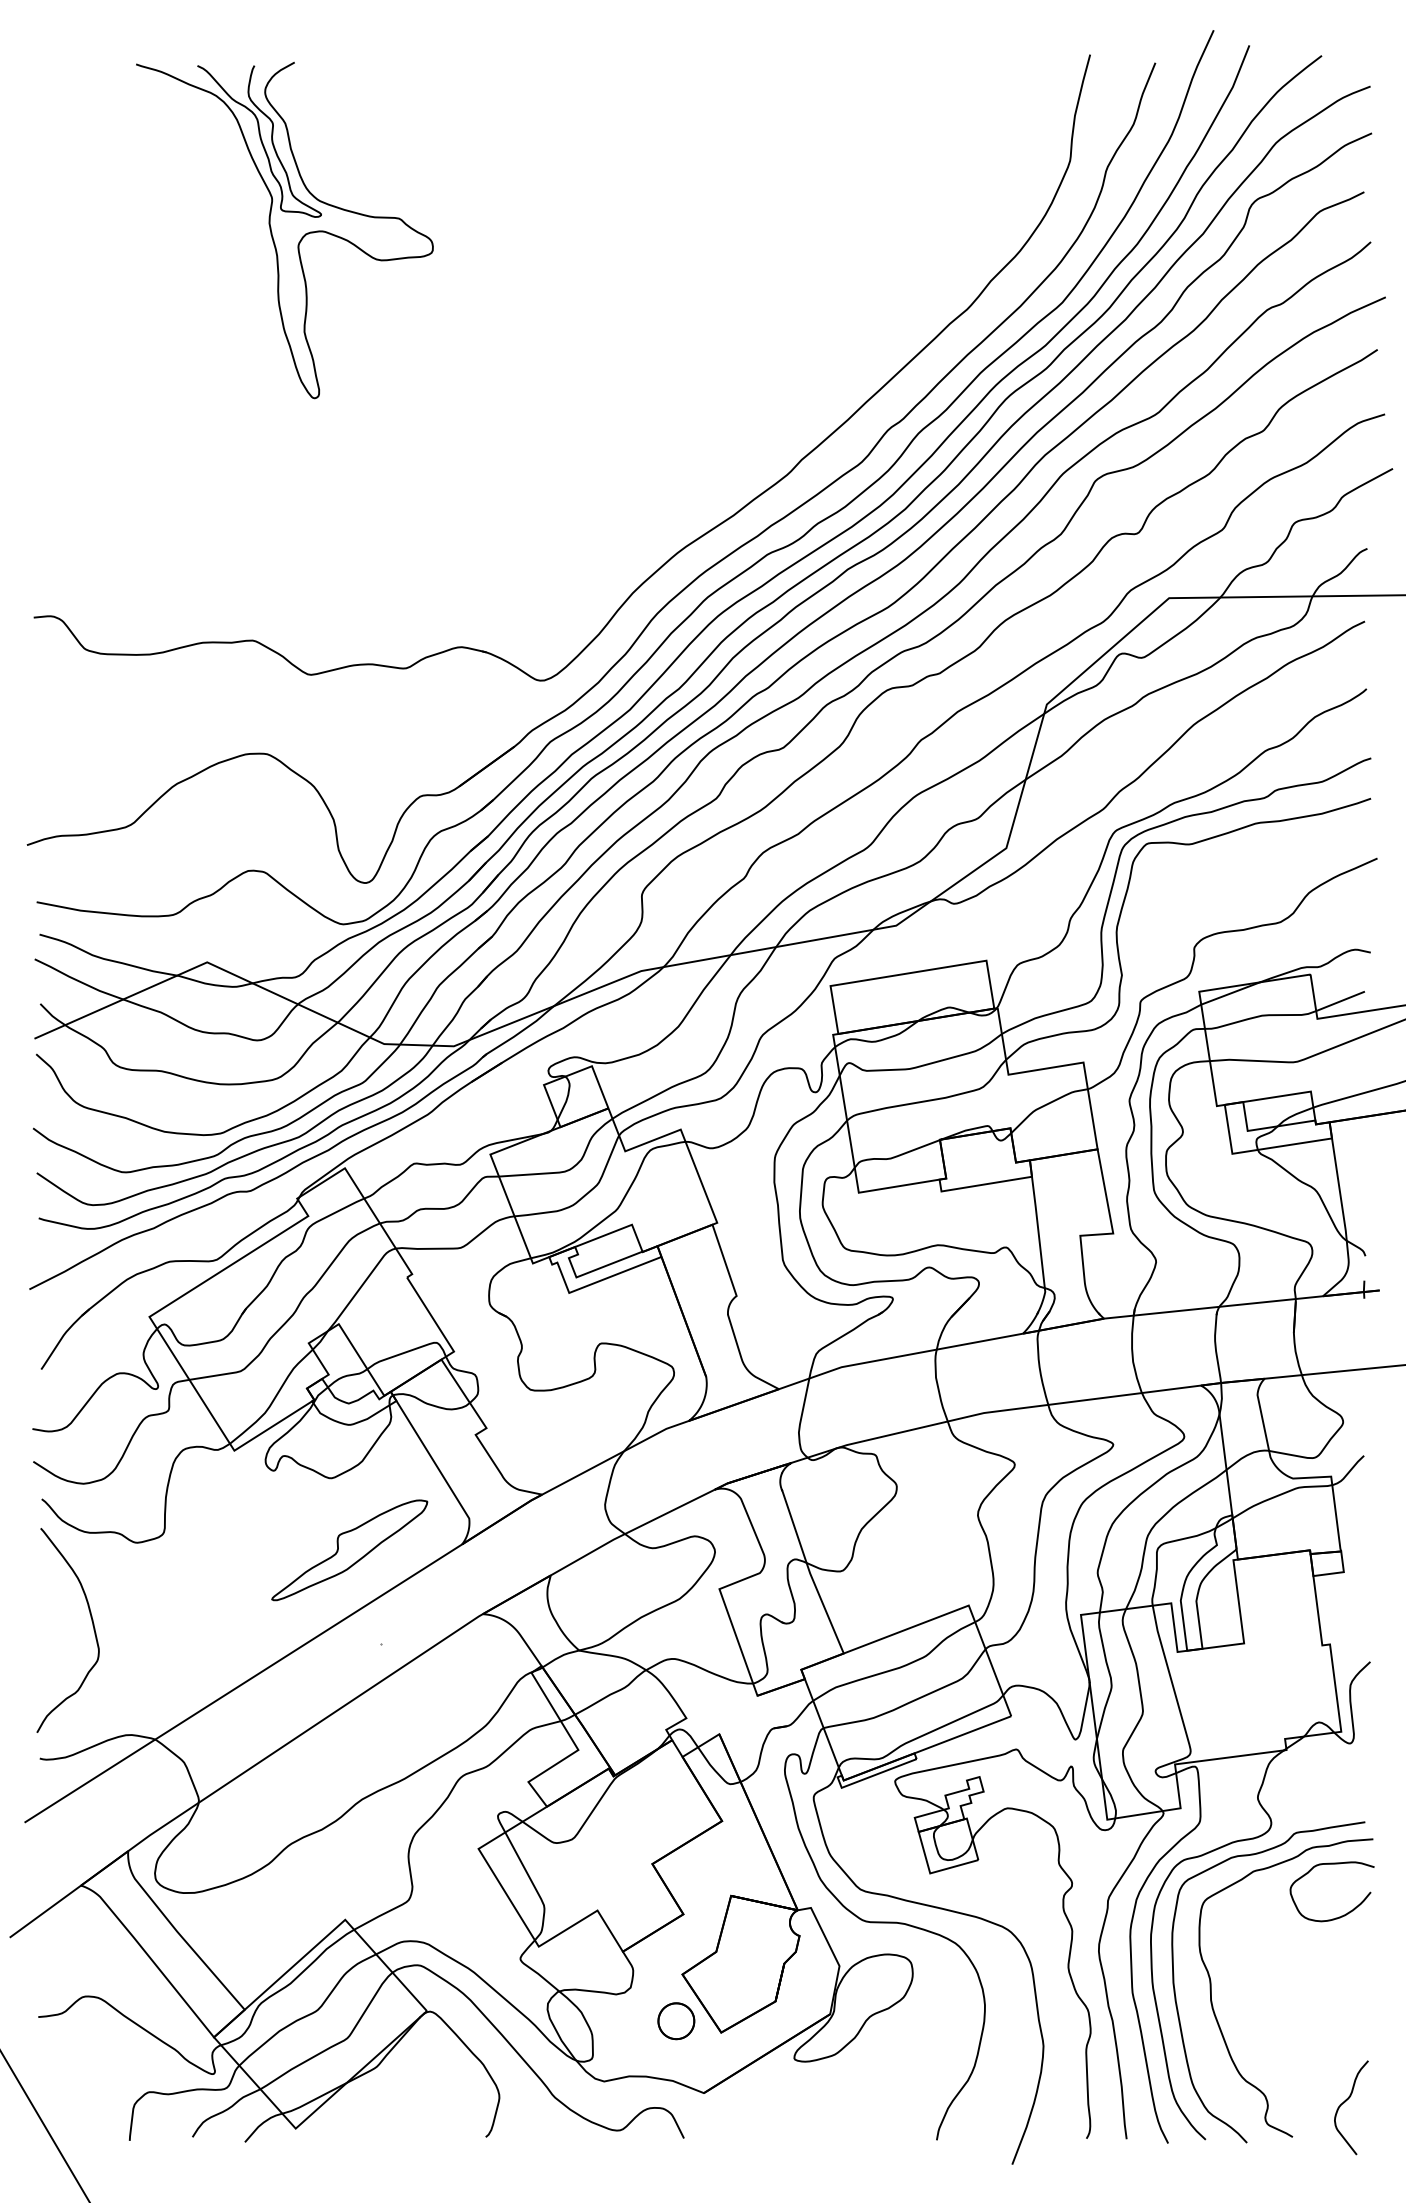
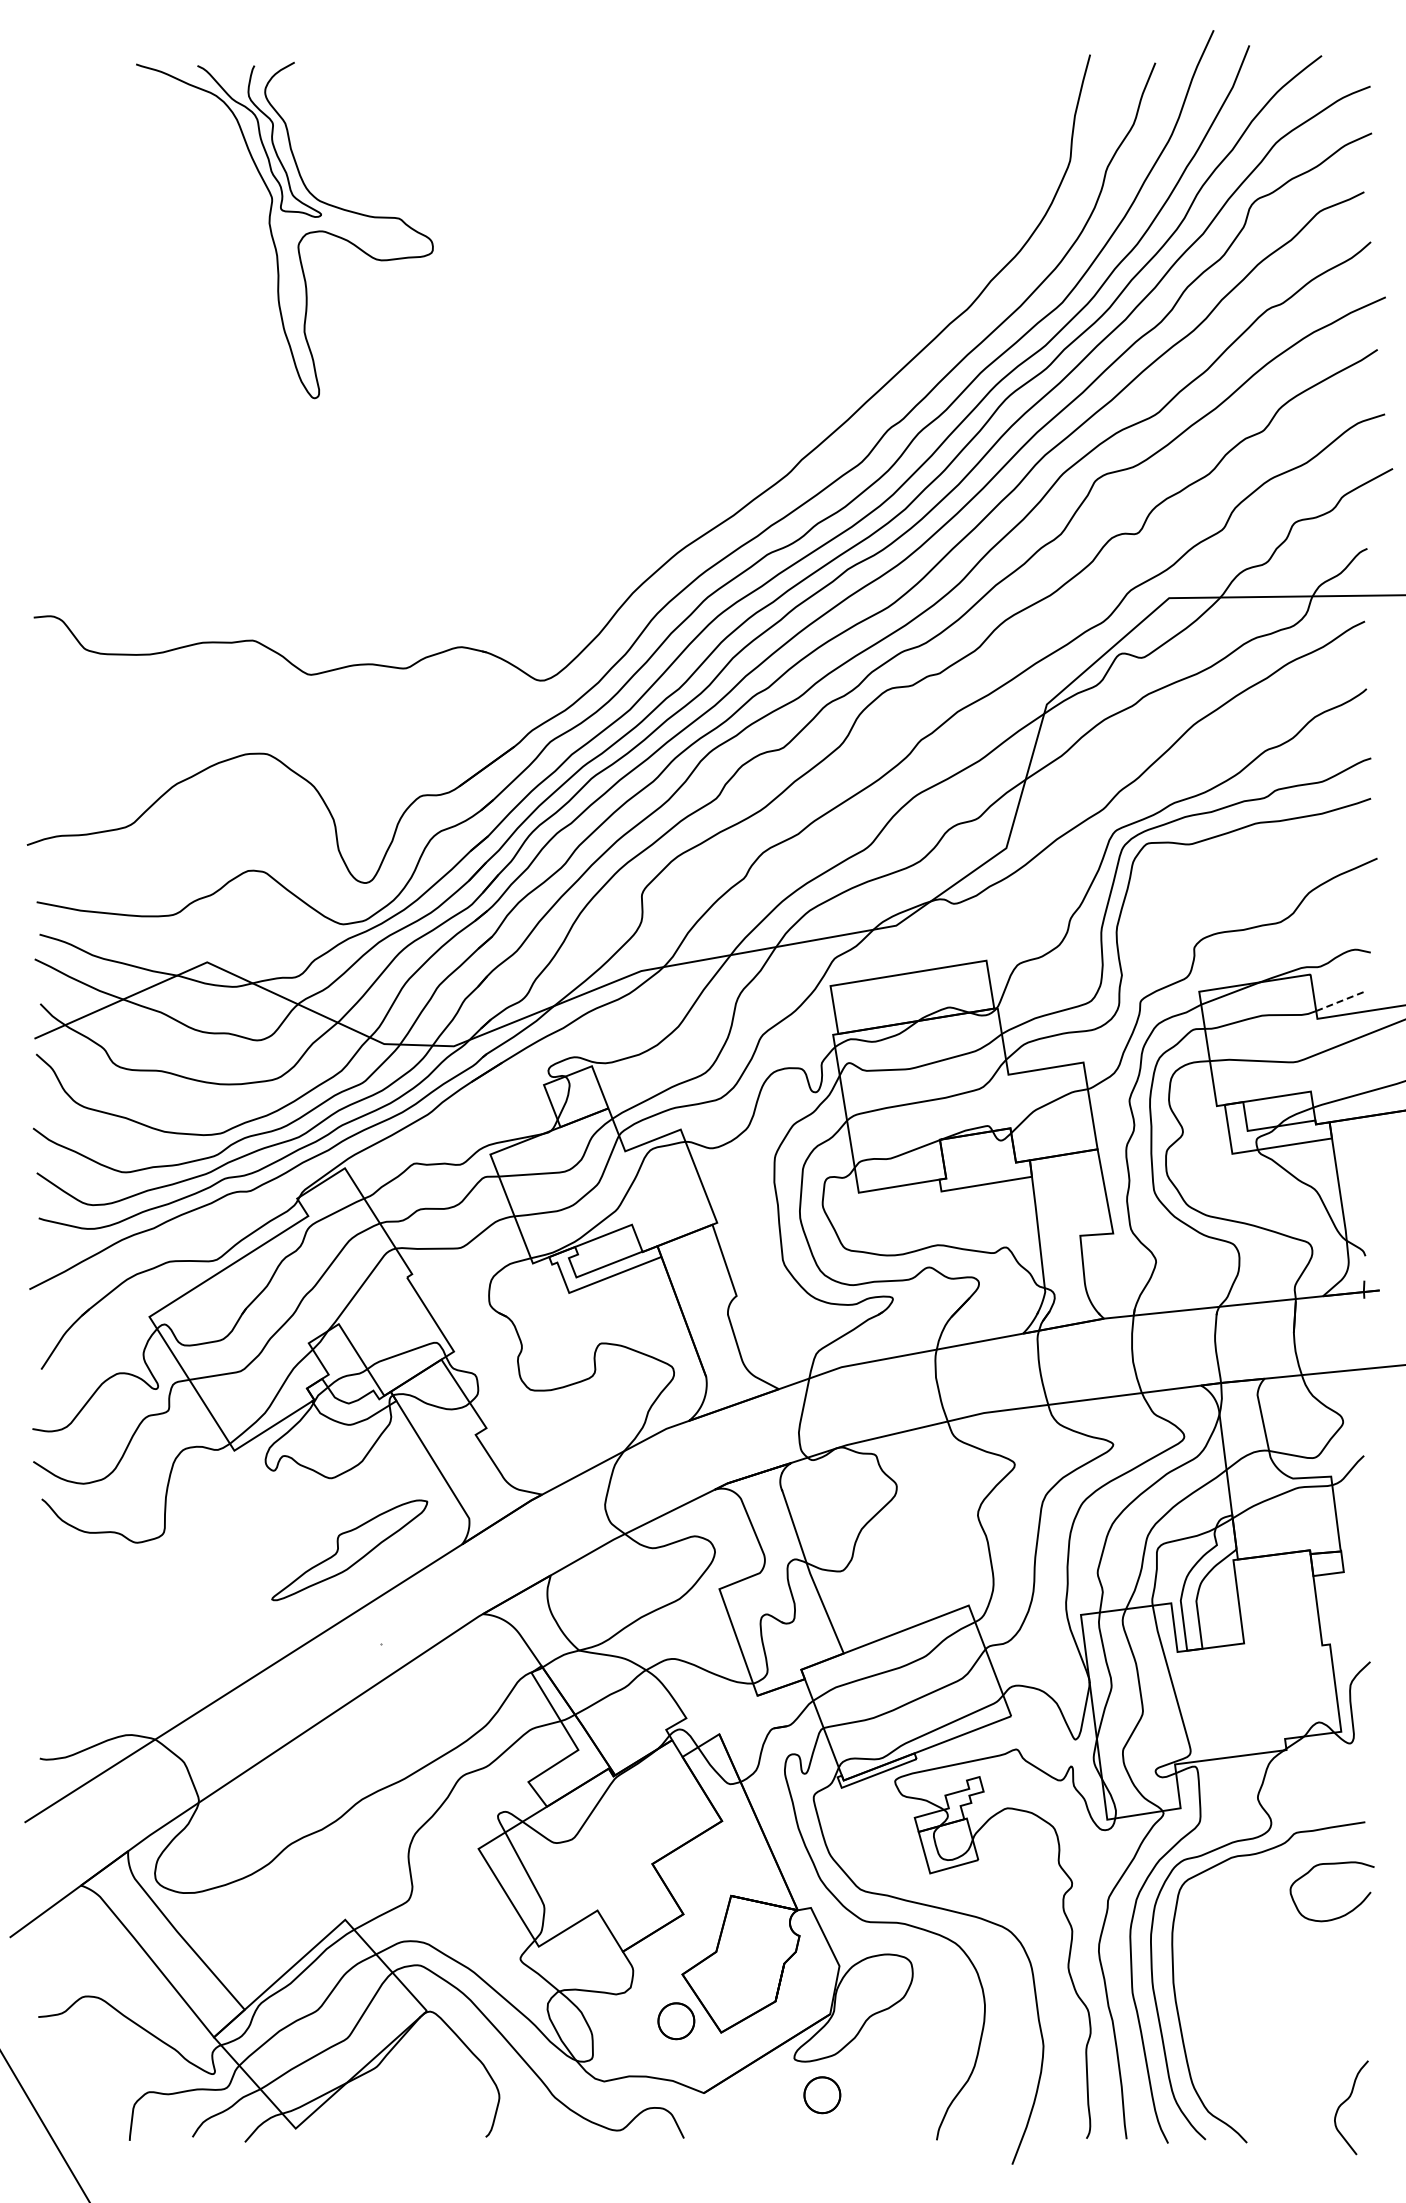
line: solid -> dashed (1341, 1001)
curve: present -> none (92, 1625)
curve: present -> none (1211, 1987)
part: none -> present (822, 2095)
